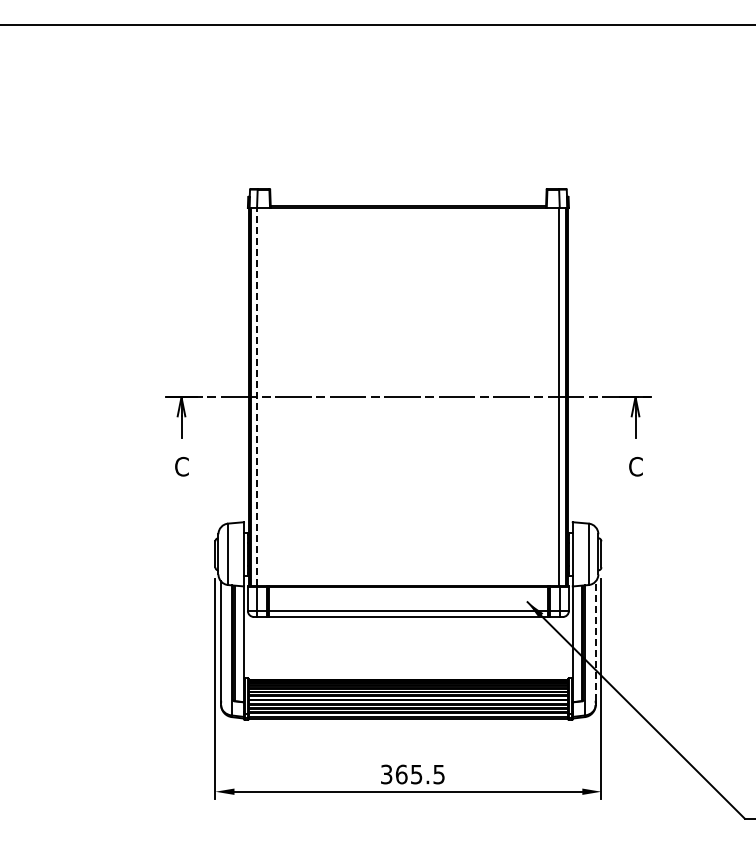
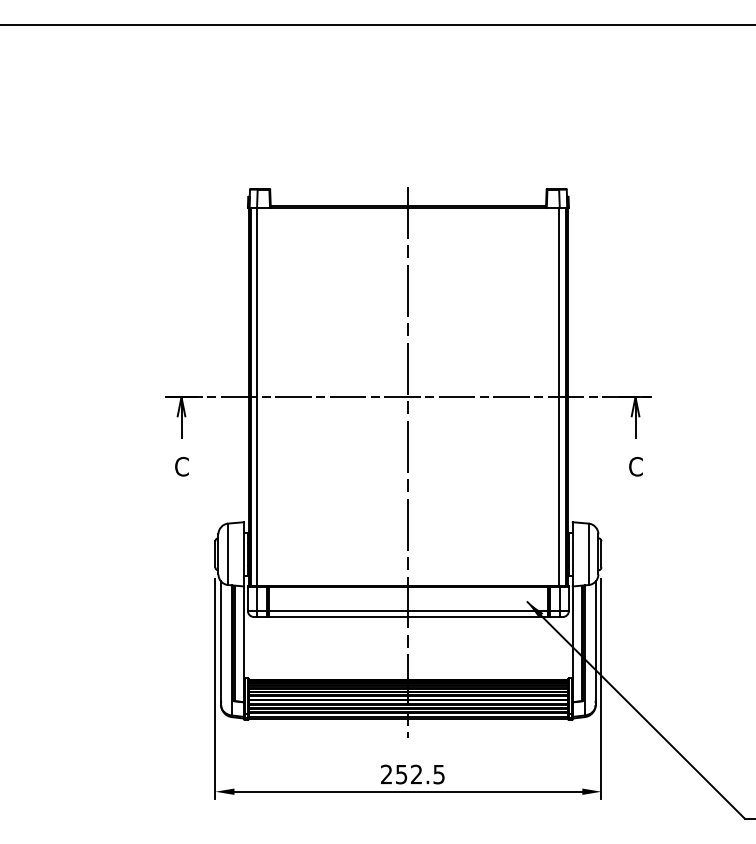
line: dashed -> solid (257, 396)
line: none -> present (408, 461)
line: dashed -> solid (595, 641)
text: 365.5 -> 252.5 (401, 774)
